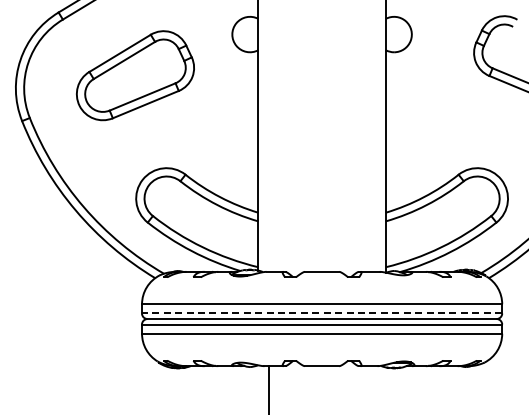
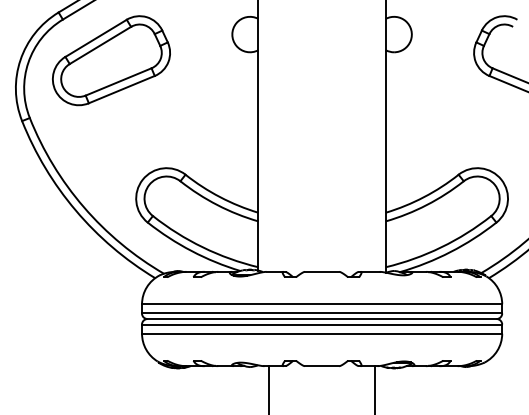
part position: (135, 75) -> (111, 60) (111, 60)
line: dashed -> solid (321, 313)
line: none -> present (374, 388)
